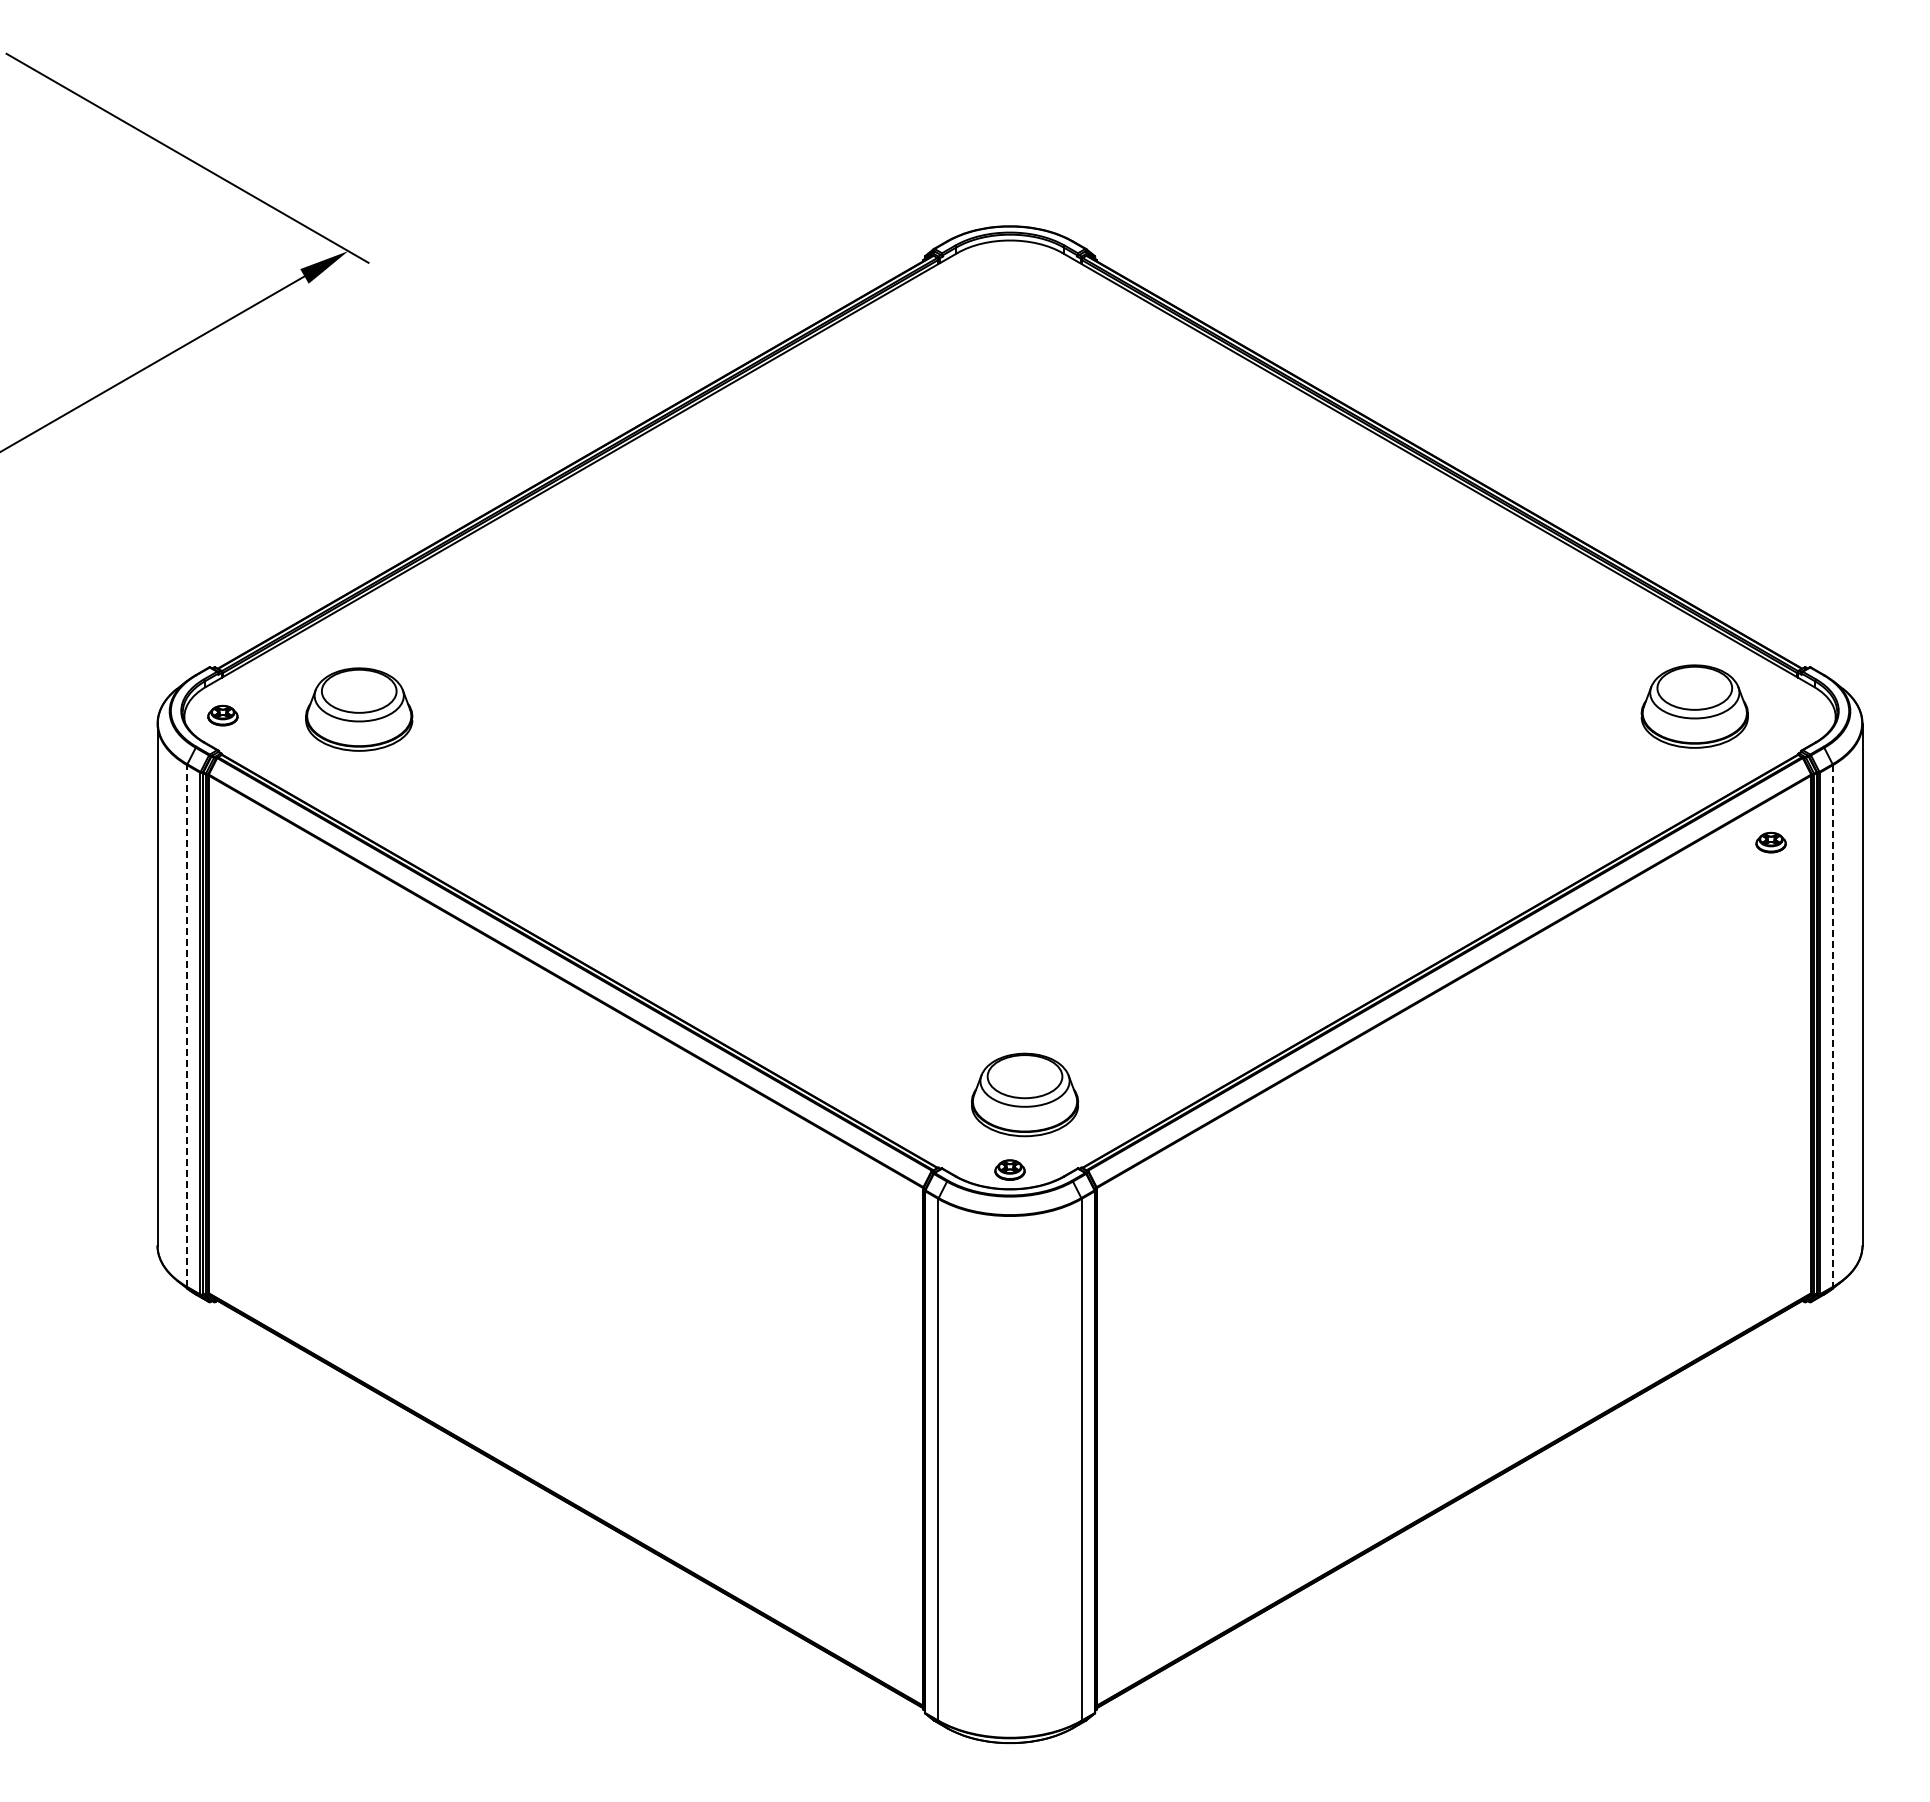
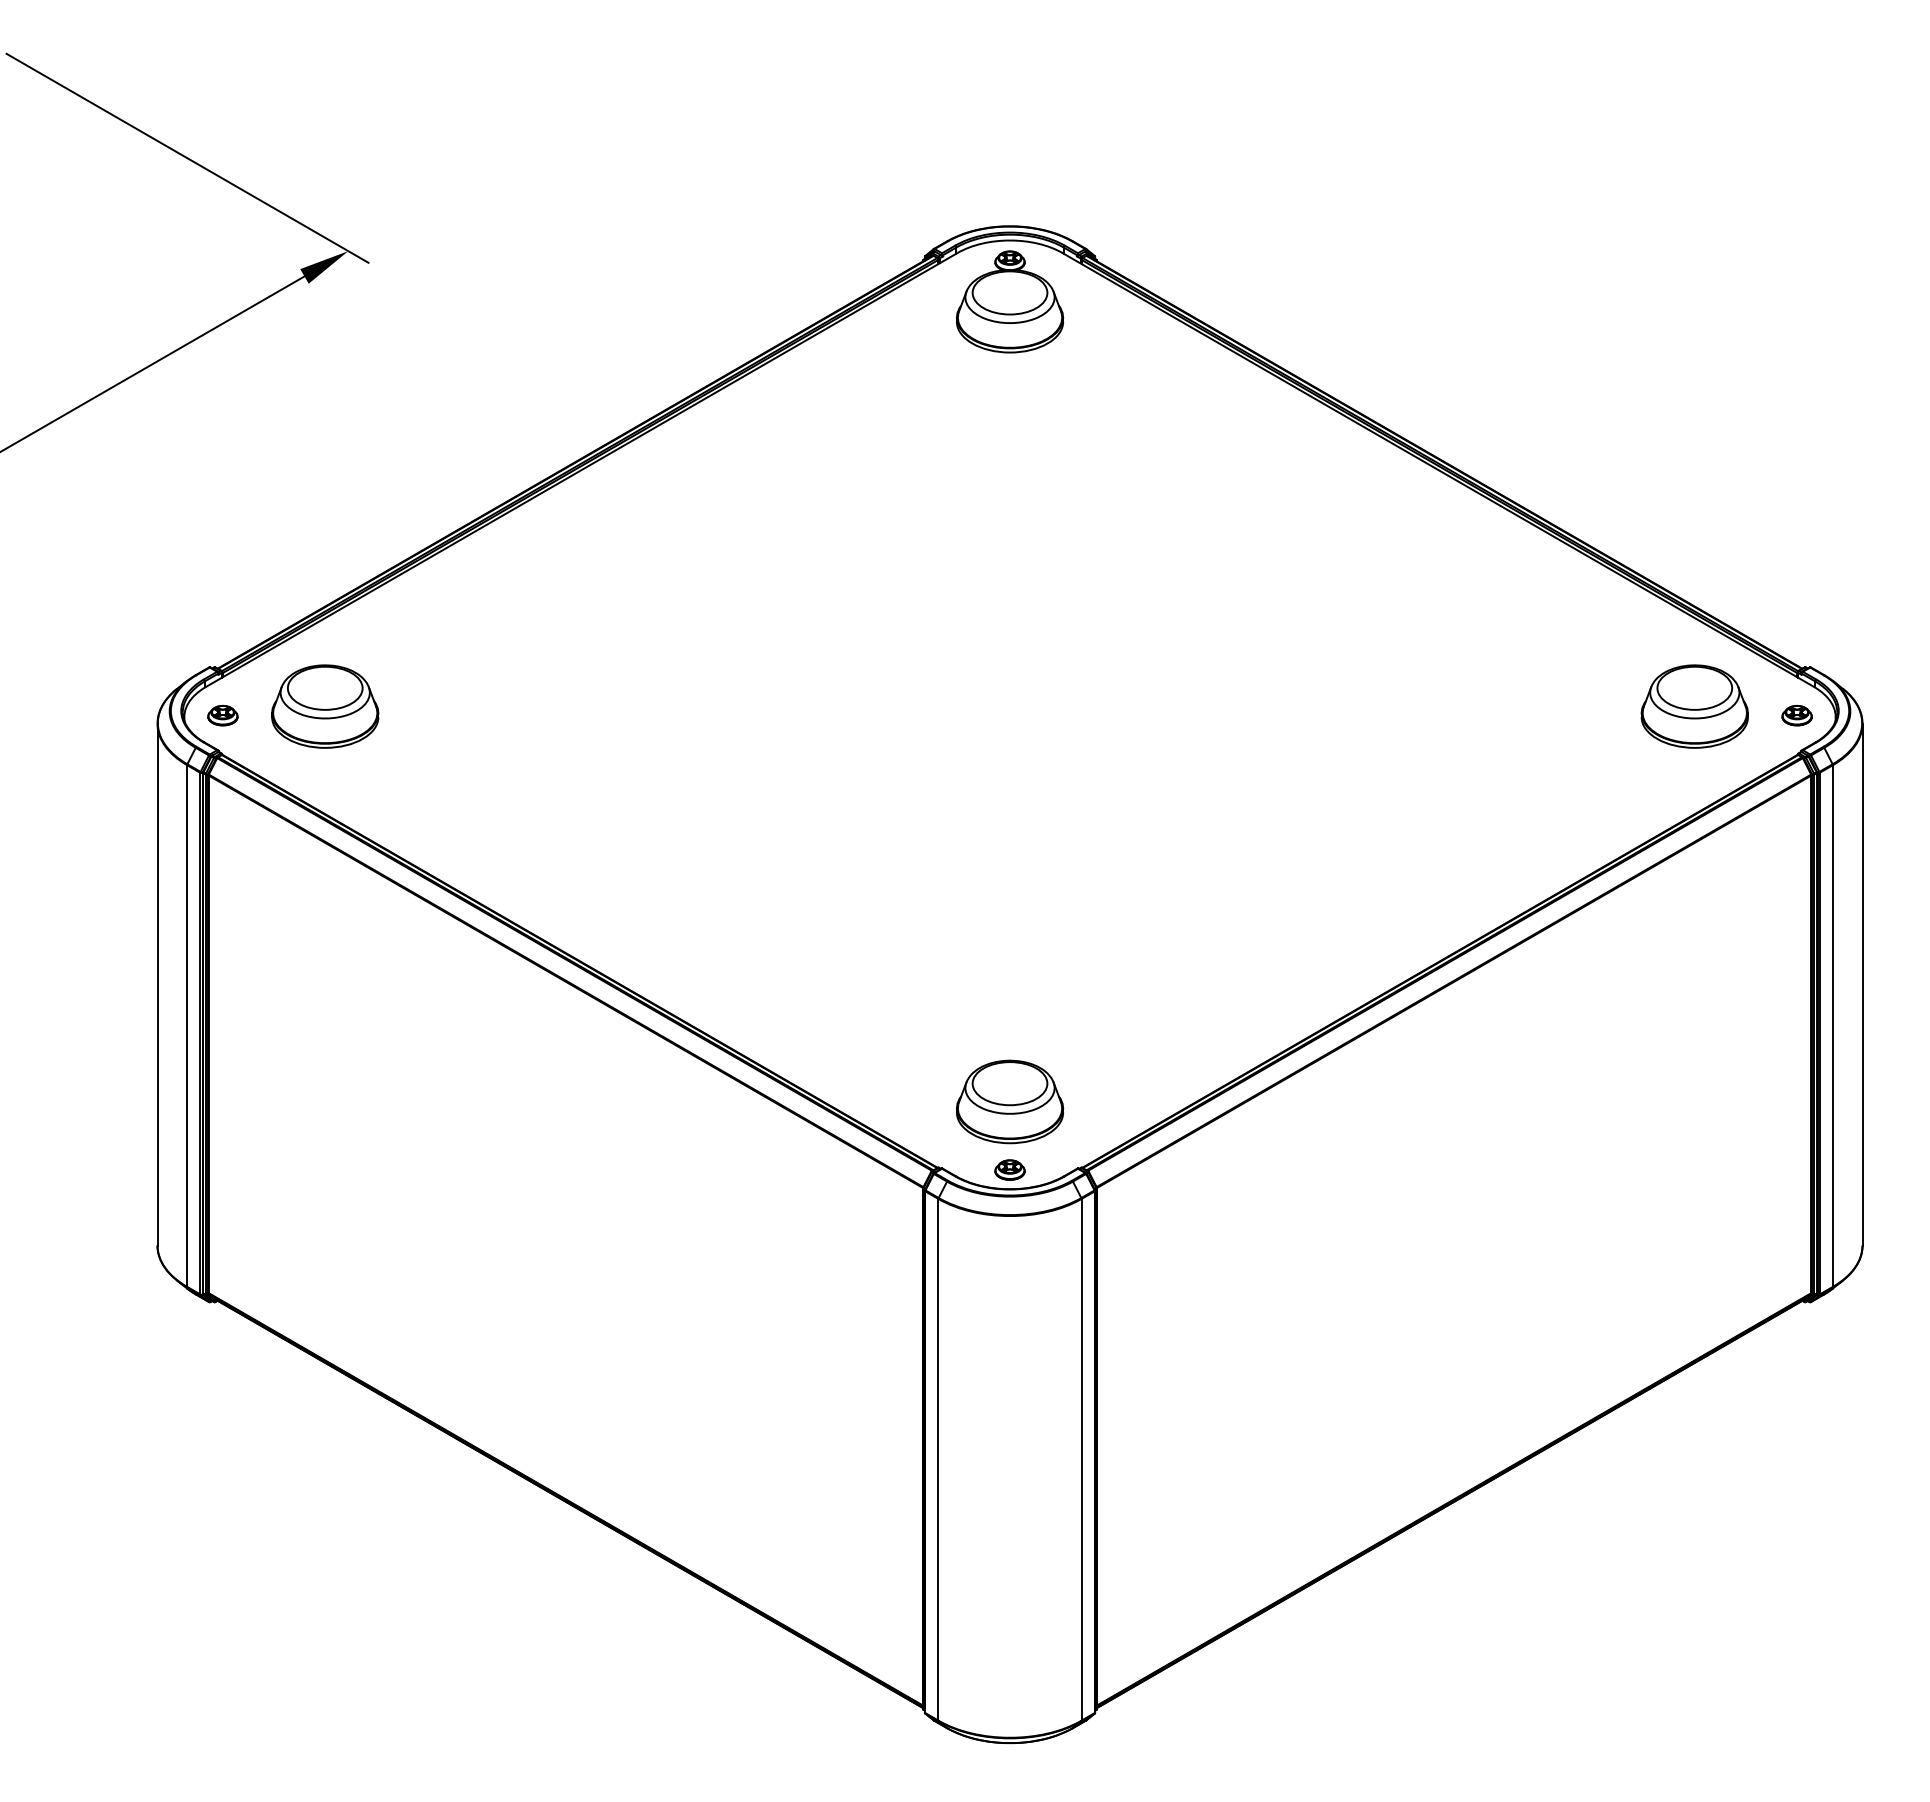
part: none -> present (1010, 301)
part position: (359, 709) -> (325, 706) (325, 706)
part position: (1770, 842) -> (1796, 715) (1796, 715)
line: dashed -> solid (187, 1026)
line: dashed -> solid (1832, 1026)
part position: (1025, 1094) -> (1010, 1101) (1010, 1101)
